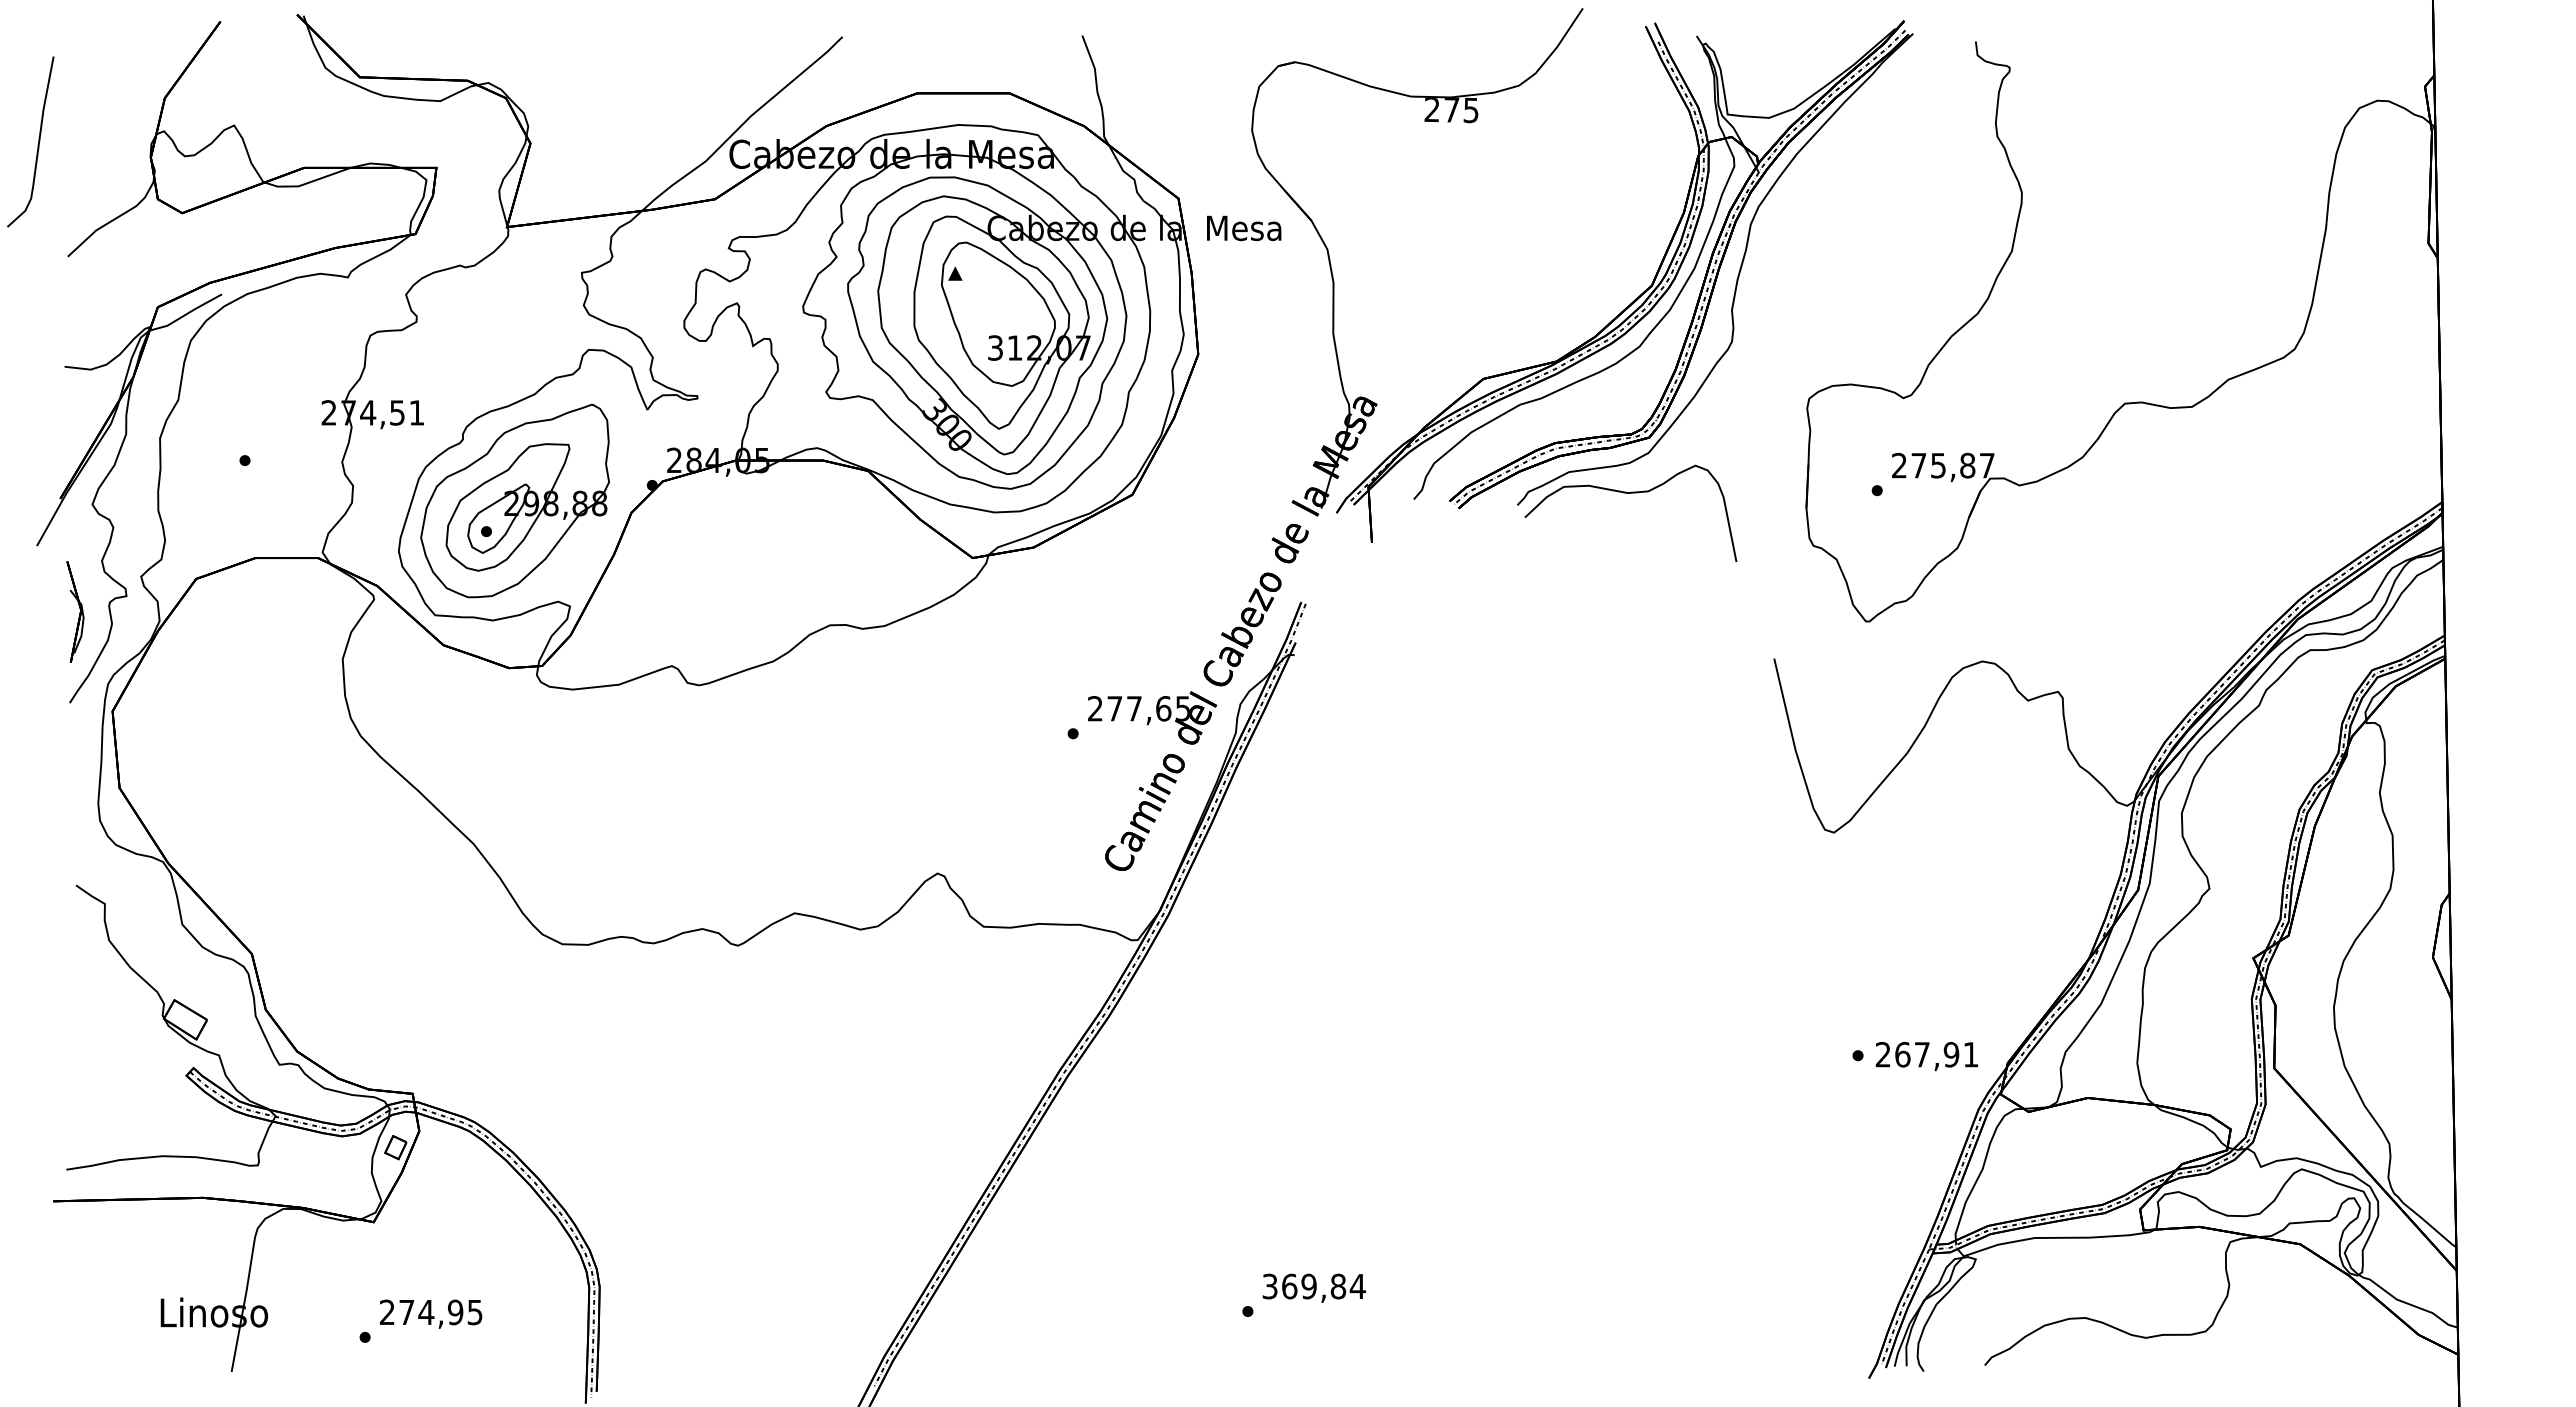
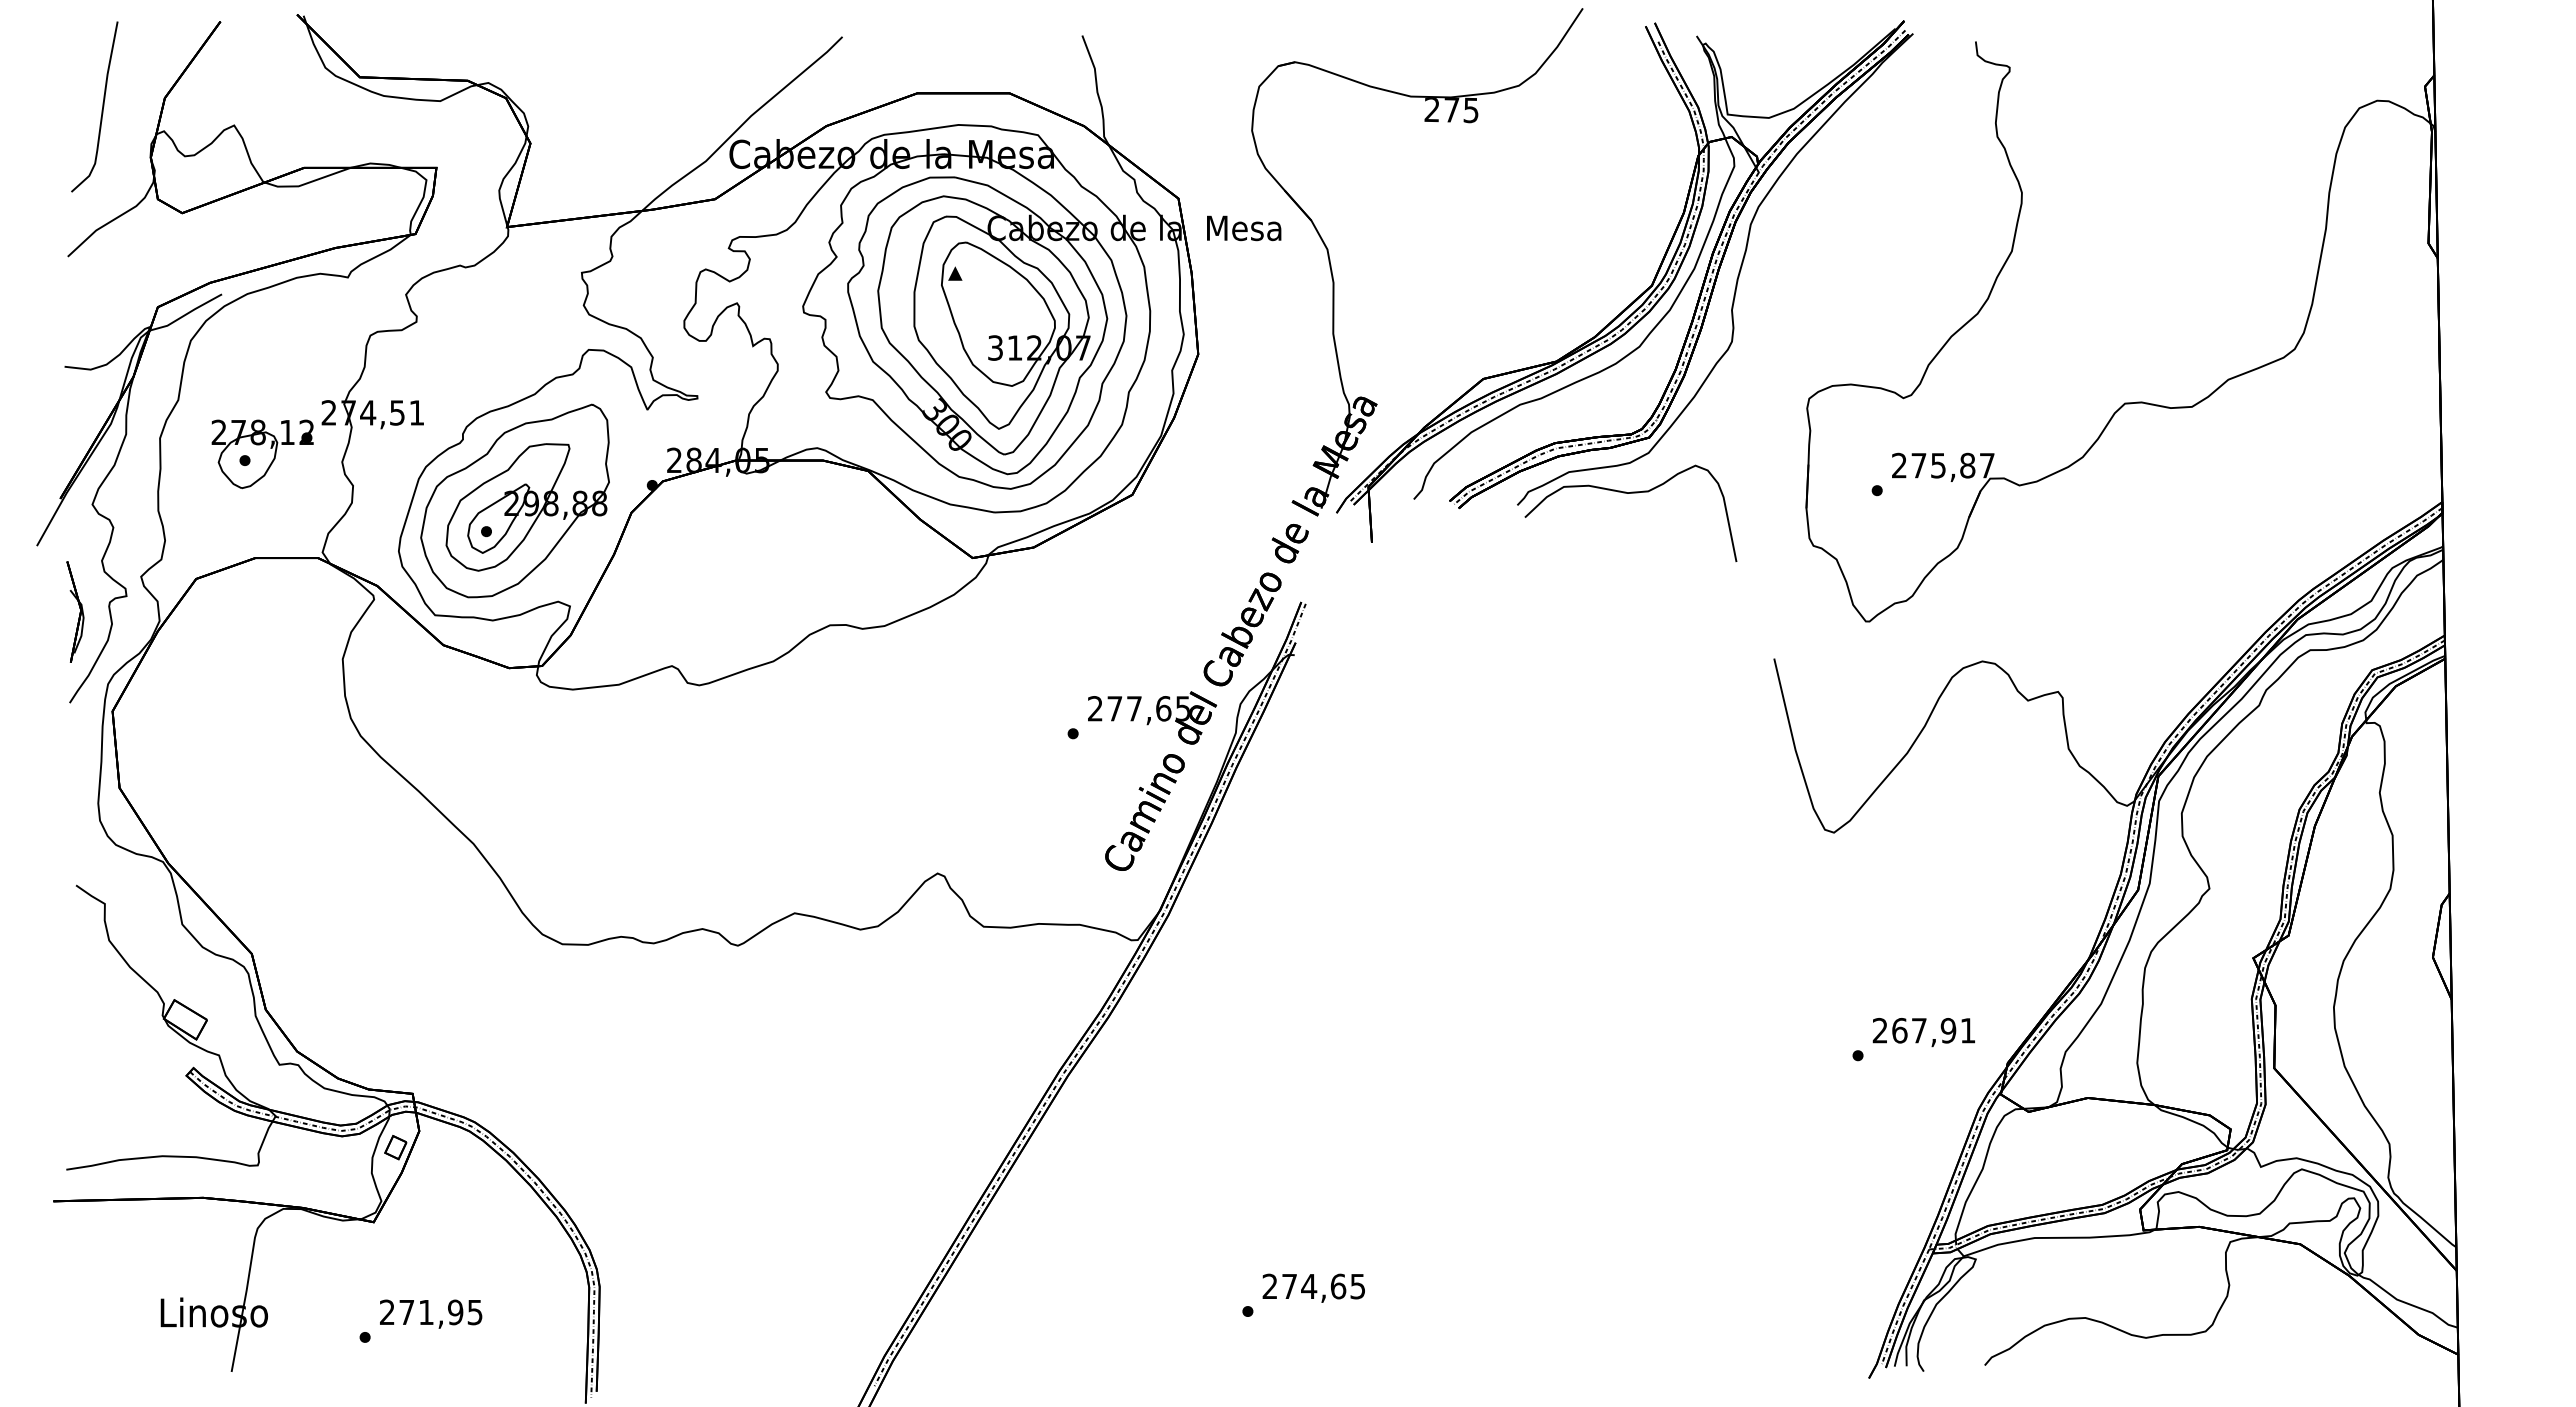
curve position: (37, 144) -> (101, 109) (101, 109)
part: none -> present (262, 454)
text position: (1926, 1056) -> (1923, 1032) (1923, 1032)
text: 369,84 -> 274,65 (1313, 1286)
text: 274,95 -> 271,95 (426, 1312)
